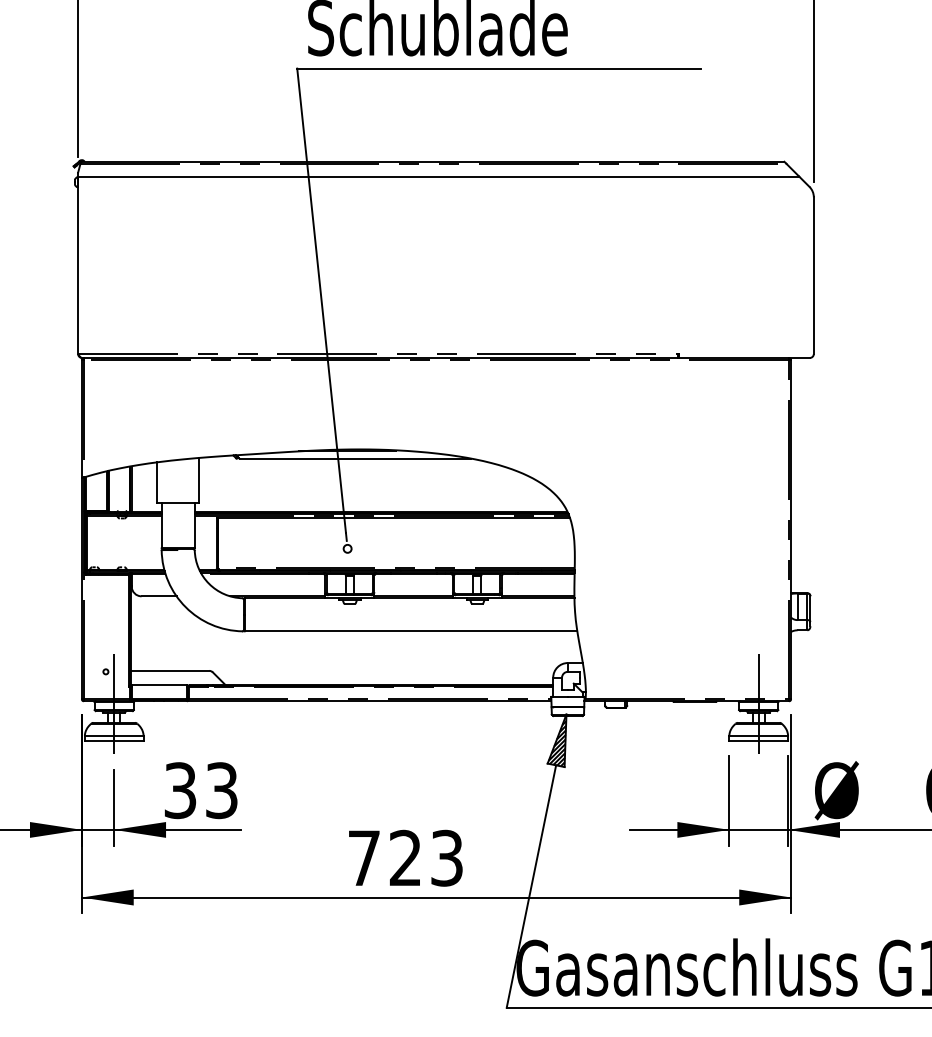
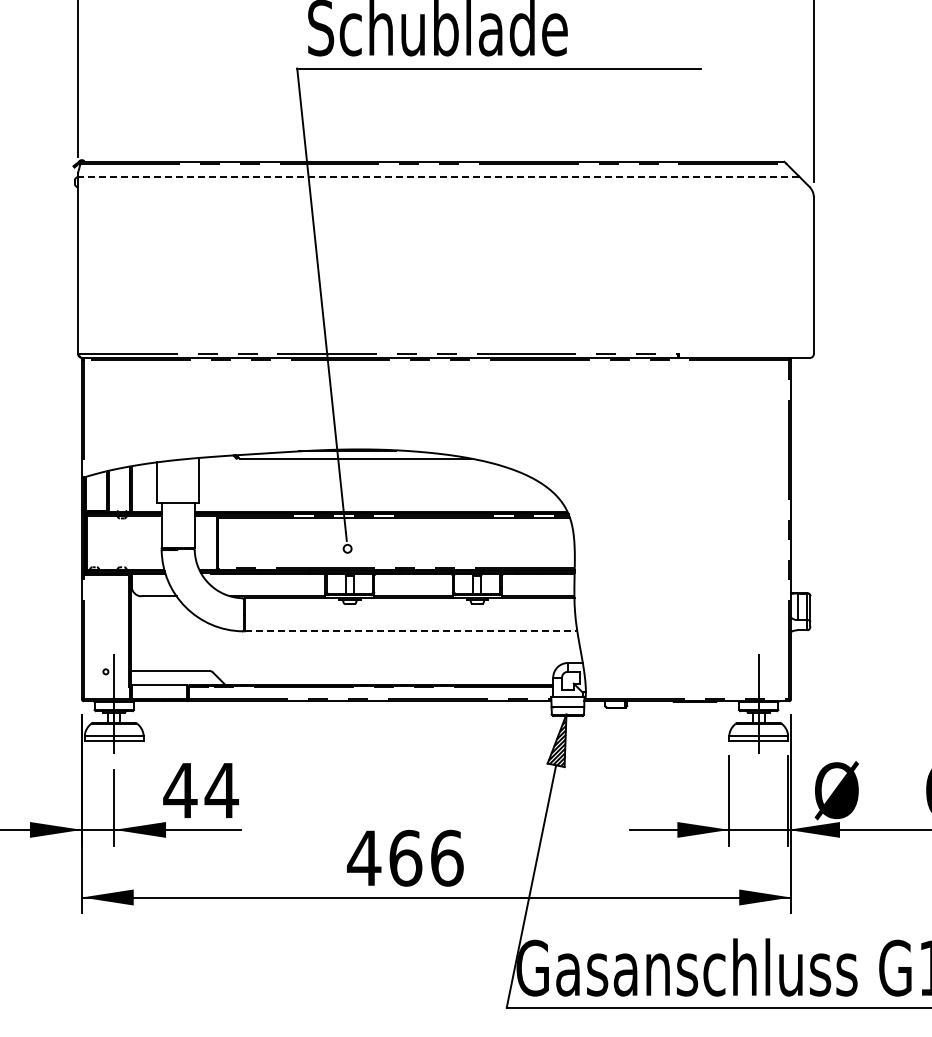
line: solid -> dashed (438, 176)
line: solid -> dashed (411, 631)
text: 33 -> 44 (201, 790)
text: 723 -> 466 (405, 857)
